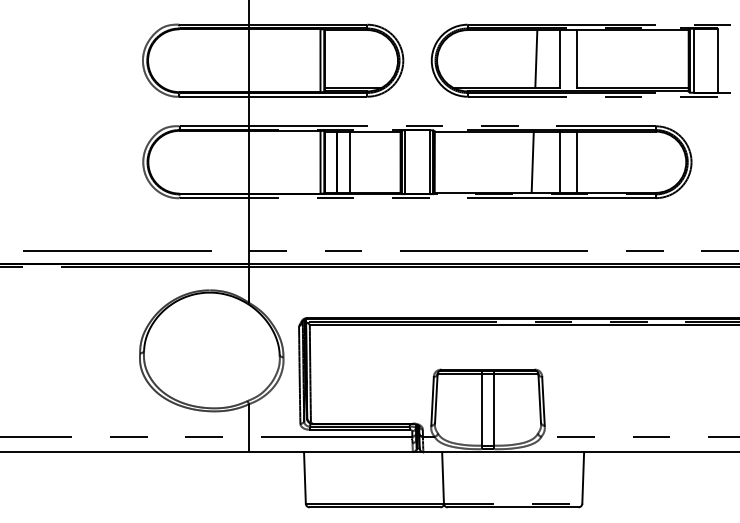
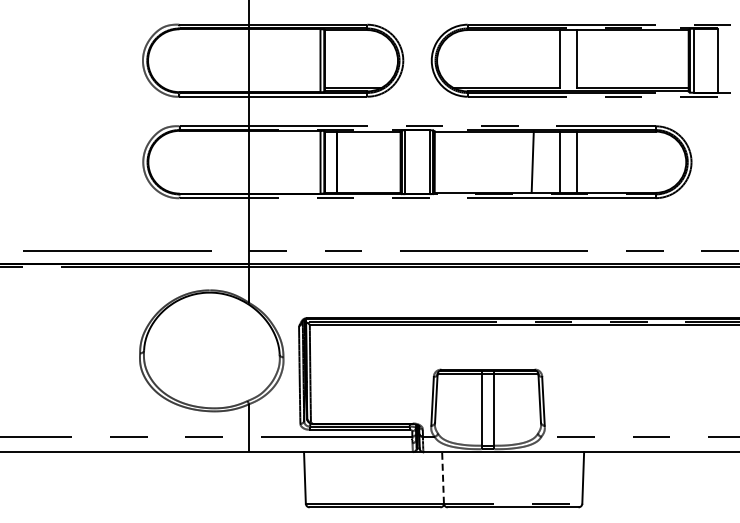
line: present -> none (536, 58)
line: present -> none (349, 161)
line: solid -> dashed (443, 477)
